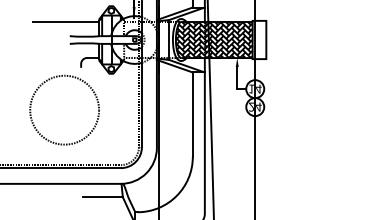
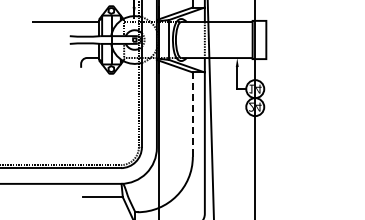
hatch: present -> none (213, 40)
circle: present -> none (64, 109)
line: solid -> dashed (192, 115)
